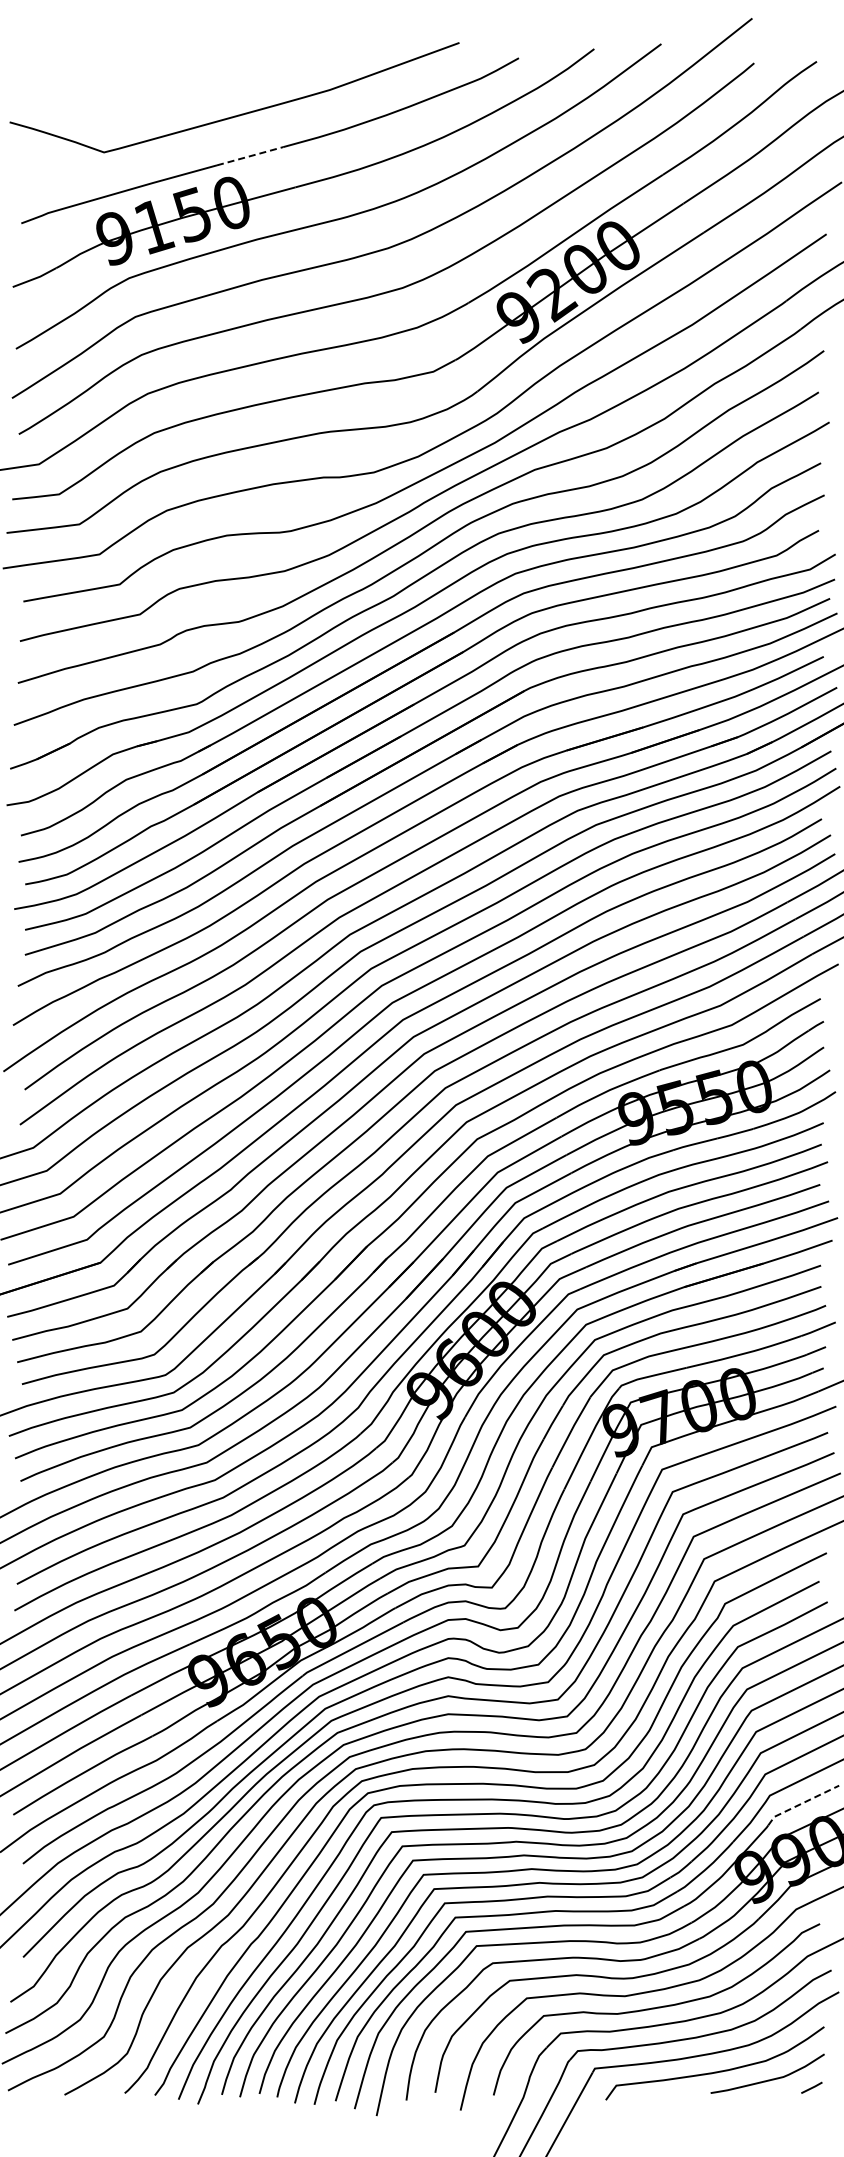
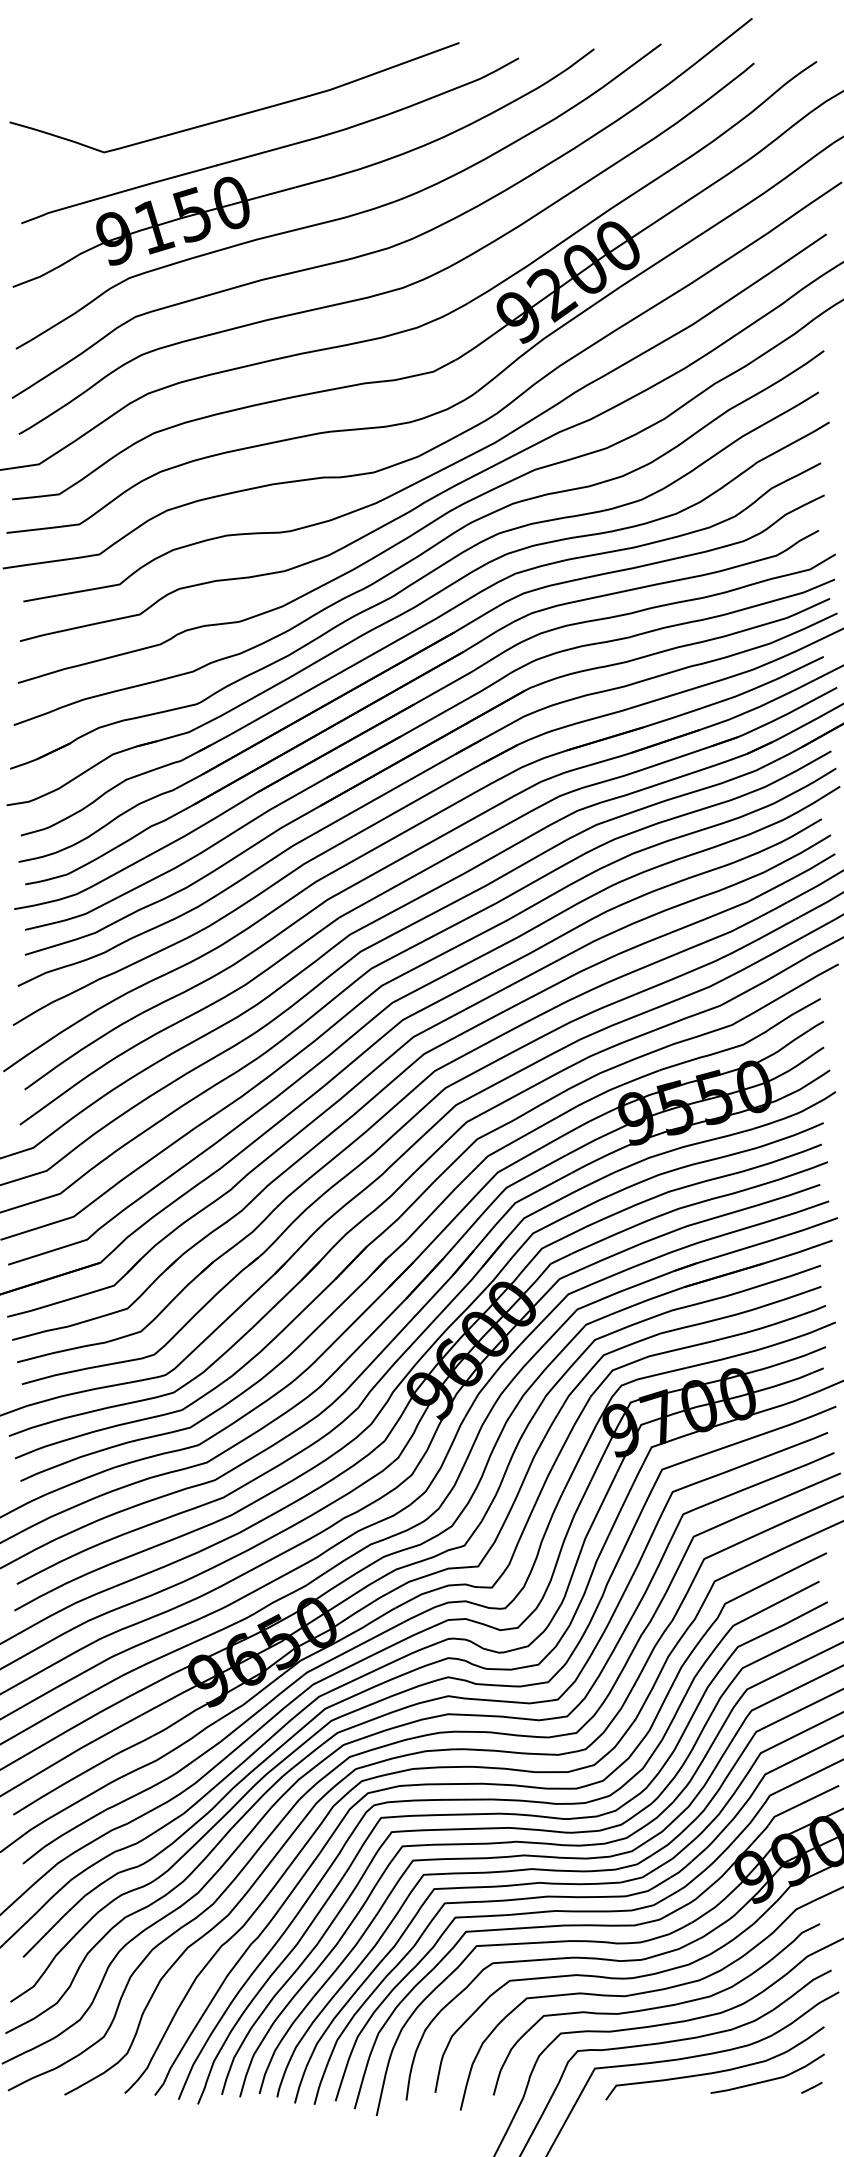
line: dashed -> solid (250, 156)
line: dashed -> solid (801, 1803)
